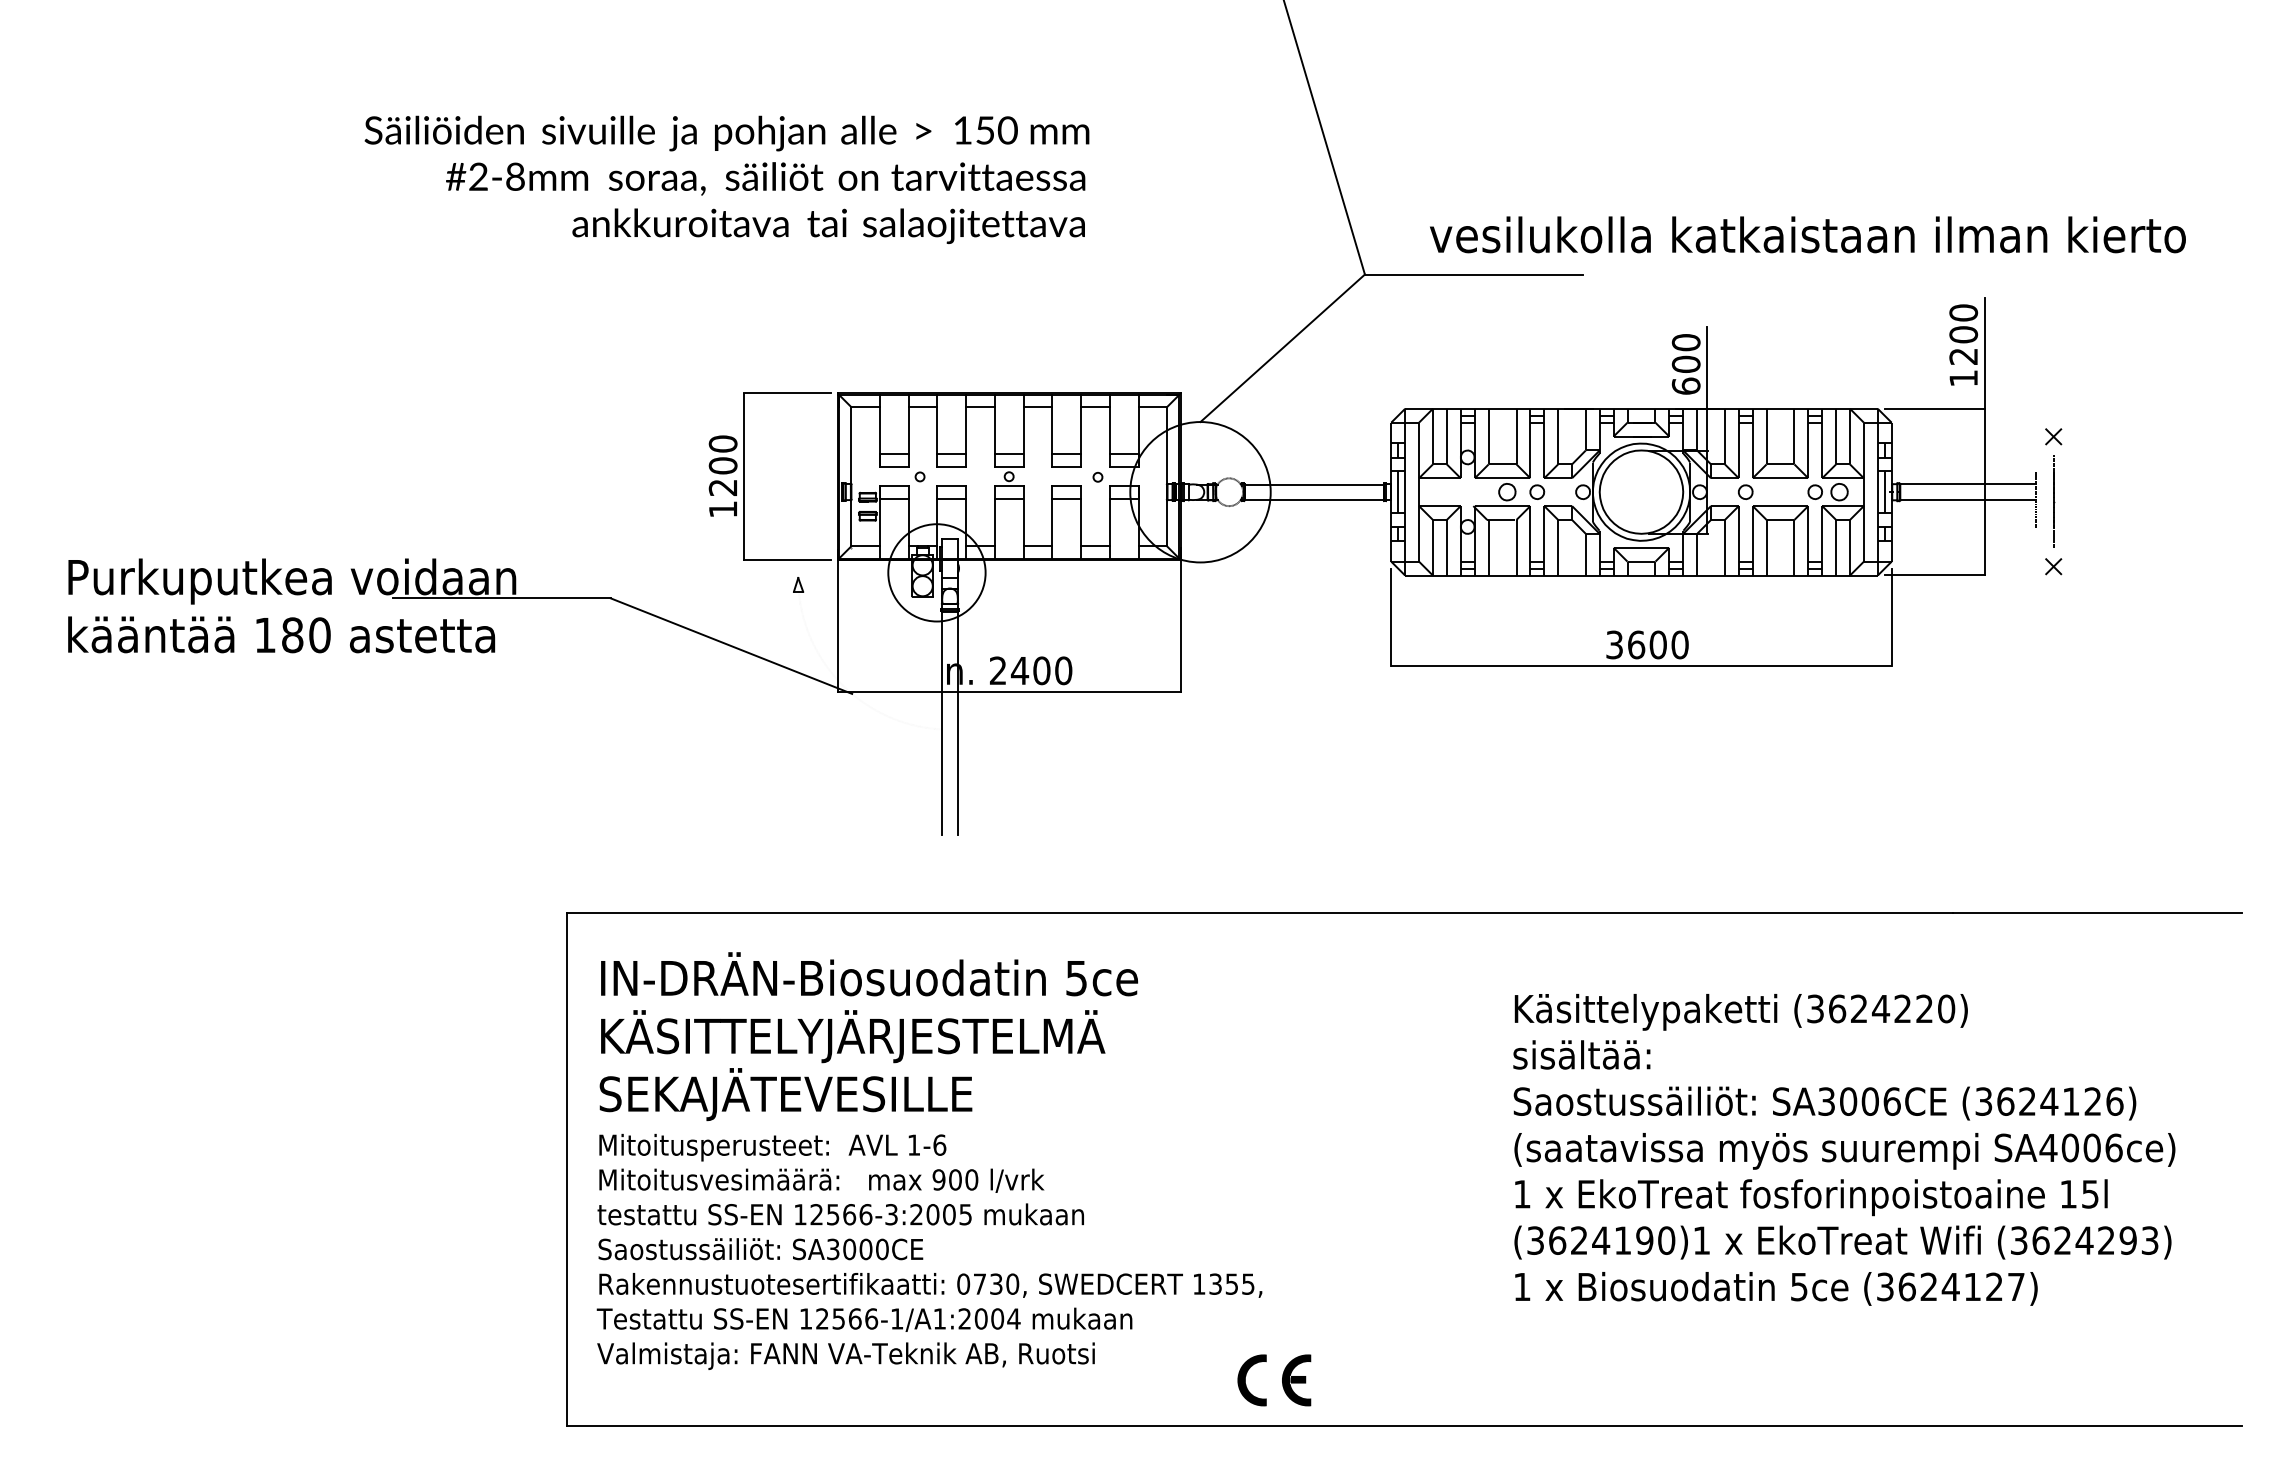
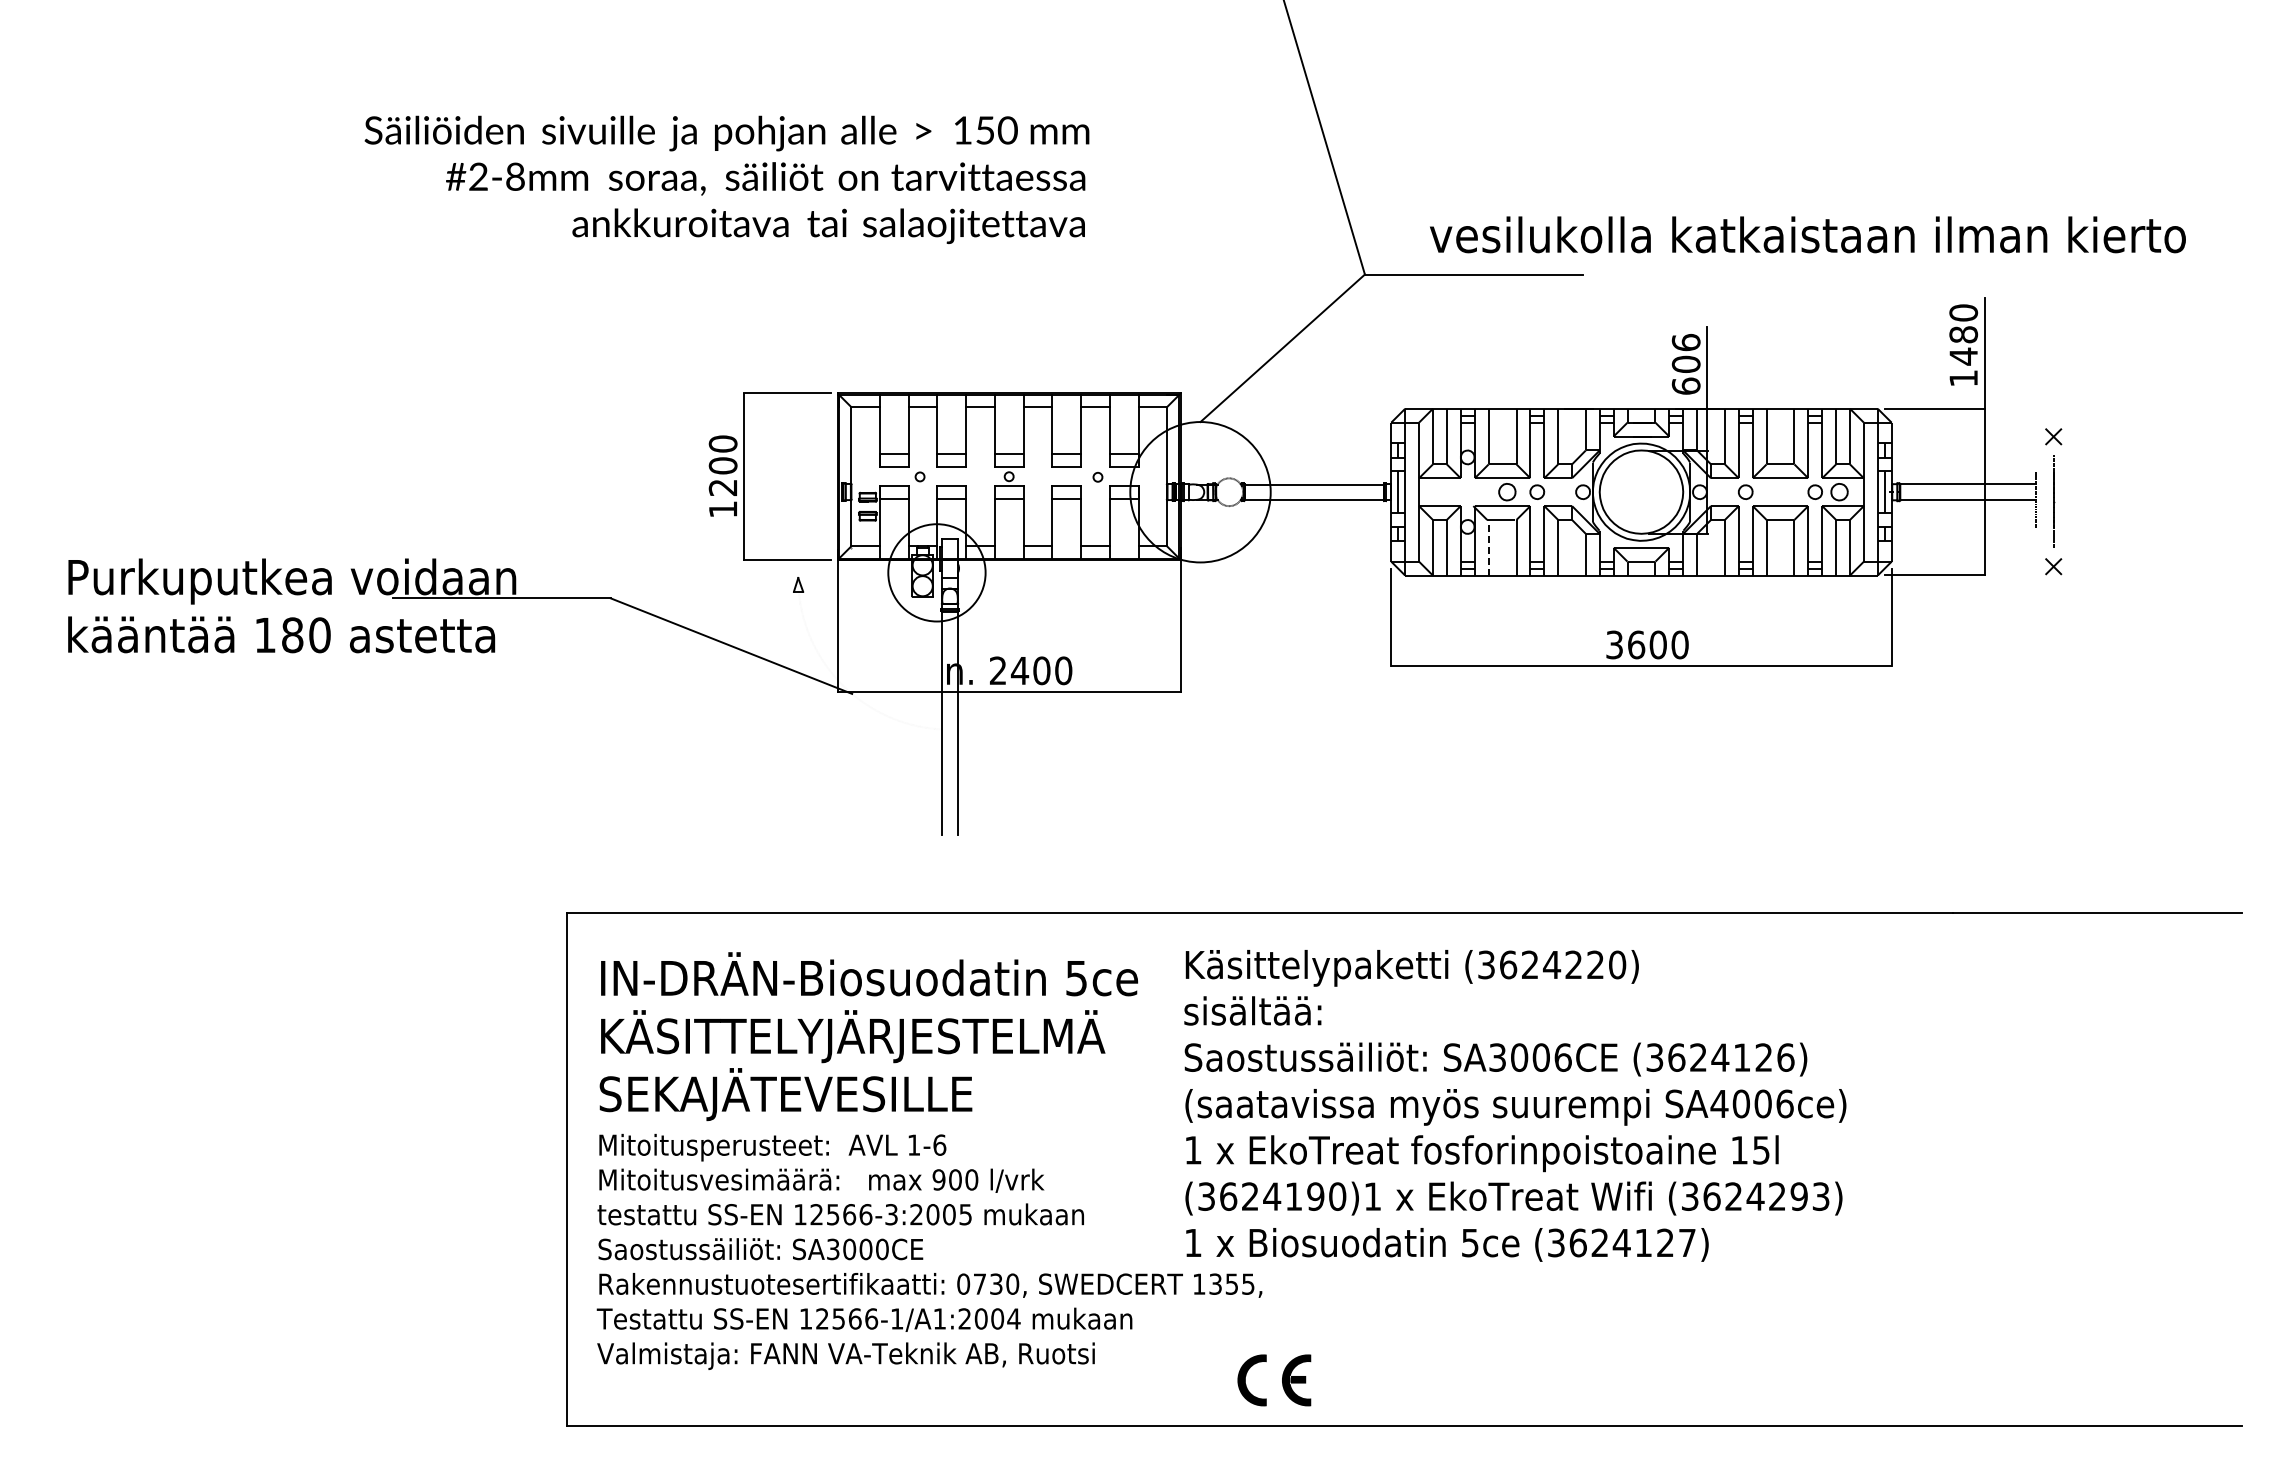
text: 600 -> 606 (1685, 342)
text: 1200 -> 1480 (1963, 345)
line: solid -> dashed (1488, 547)
text position: (1844, 1149) -> (1515, 1105) (1515, 1105)
